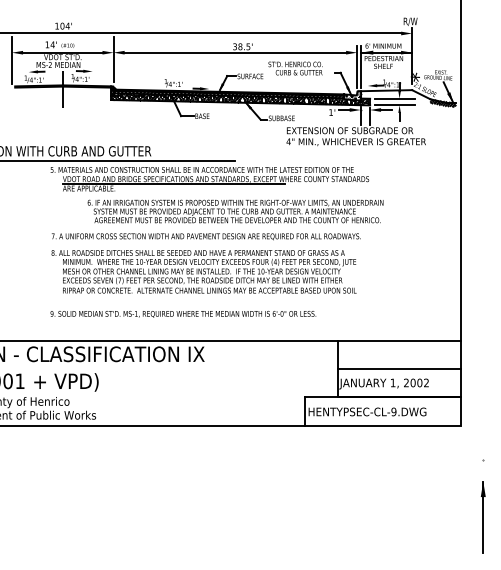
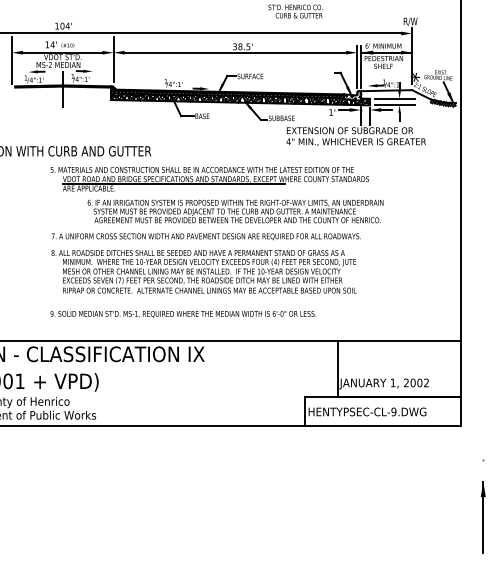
text position: (295, 68) -> (295, 11) (295, 11)
line: present -> none (118, 161)
line: present -> none (398, 368)
